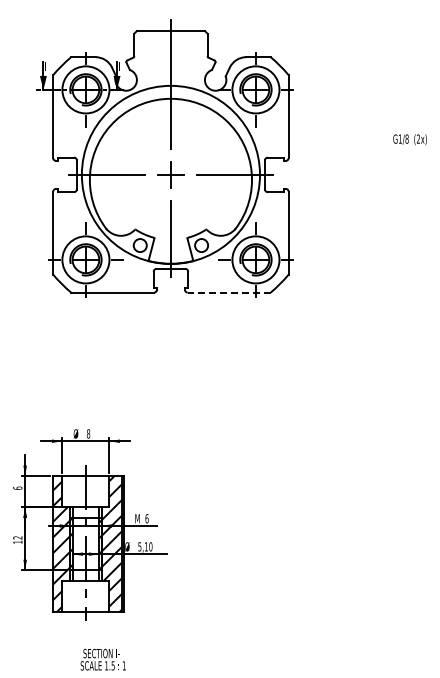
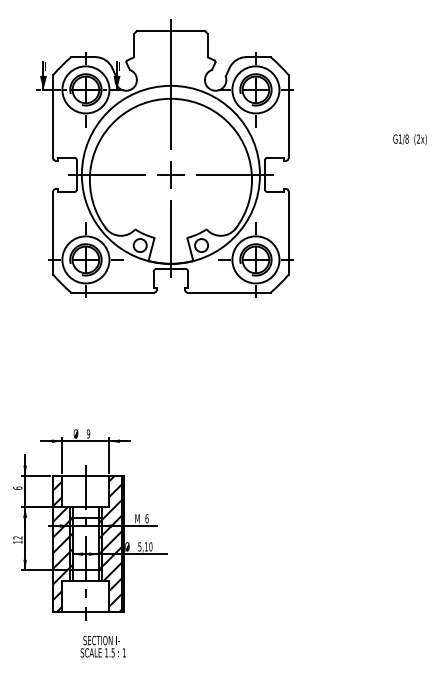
line: dashed -> solid (229, 292)
text: 8 -> 9 (88, 433)
text position: (102, 659) -> (102, 646) (102, 646)
